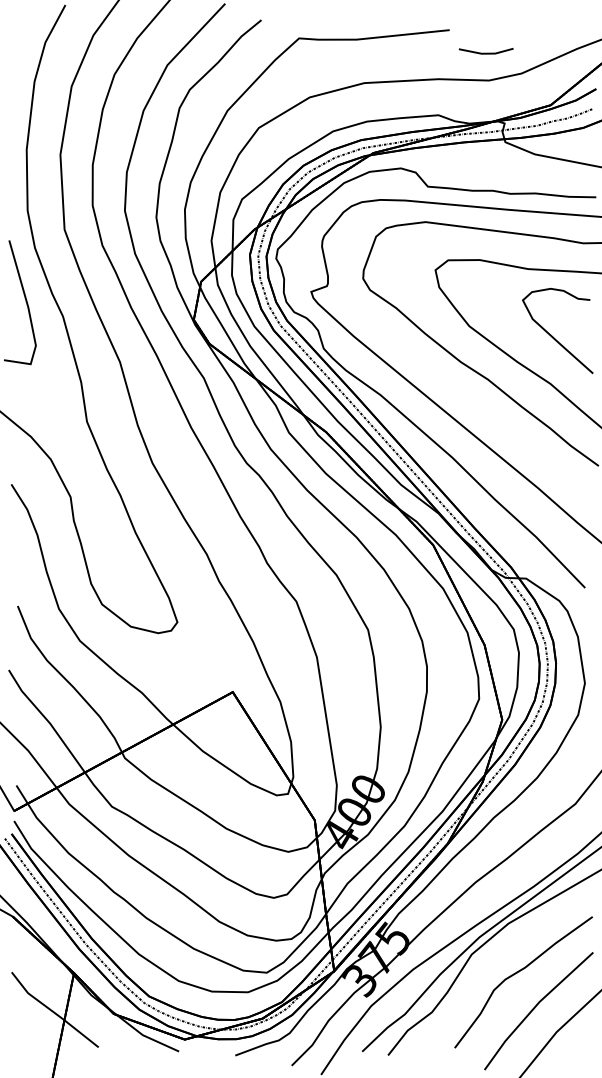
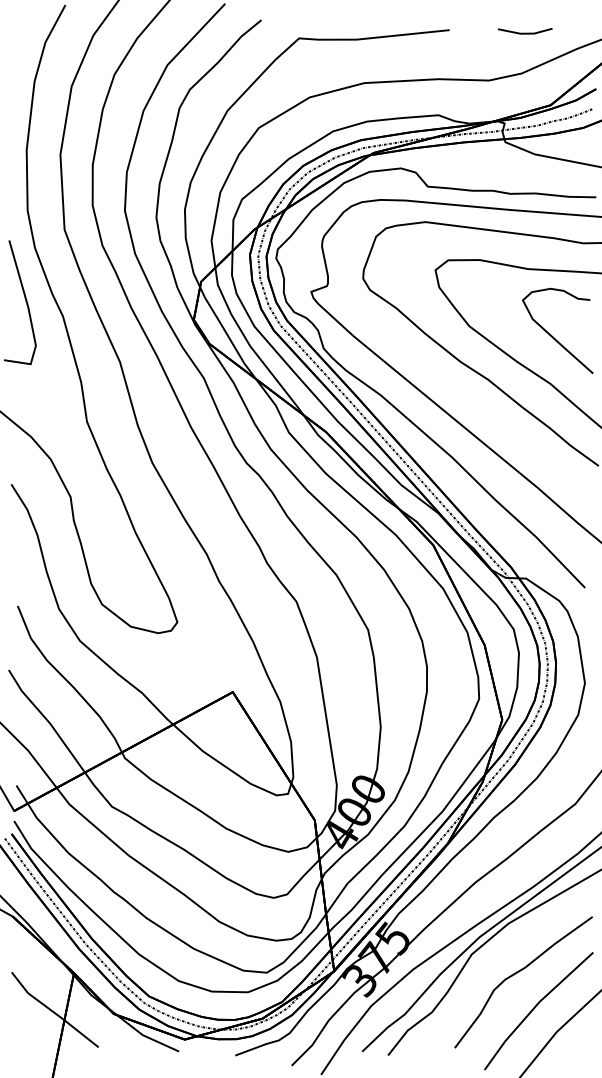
line position: (485, 52) -> (524, 32) (524, 32)
